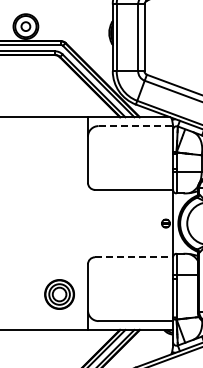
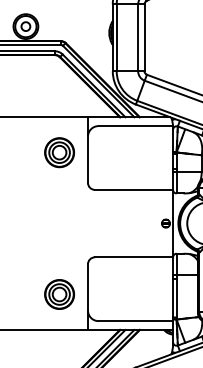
line: dashed -> solid (136, 126)
part: none -> present (59, 152)
line: dashed -> solid (134, 257)
